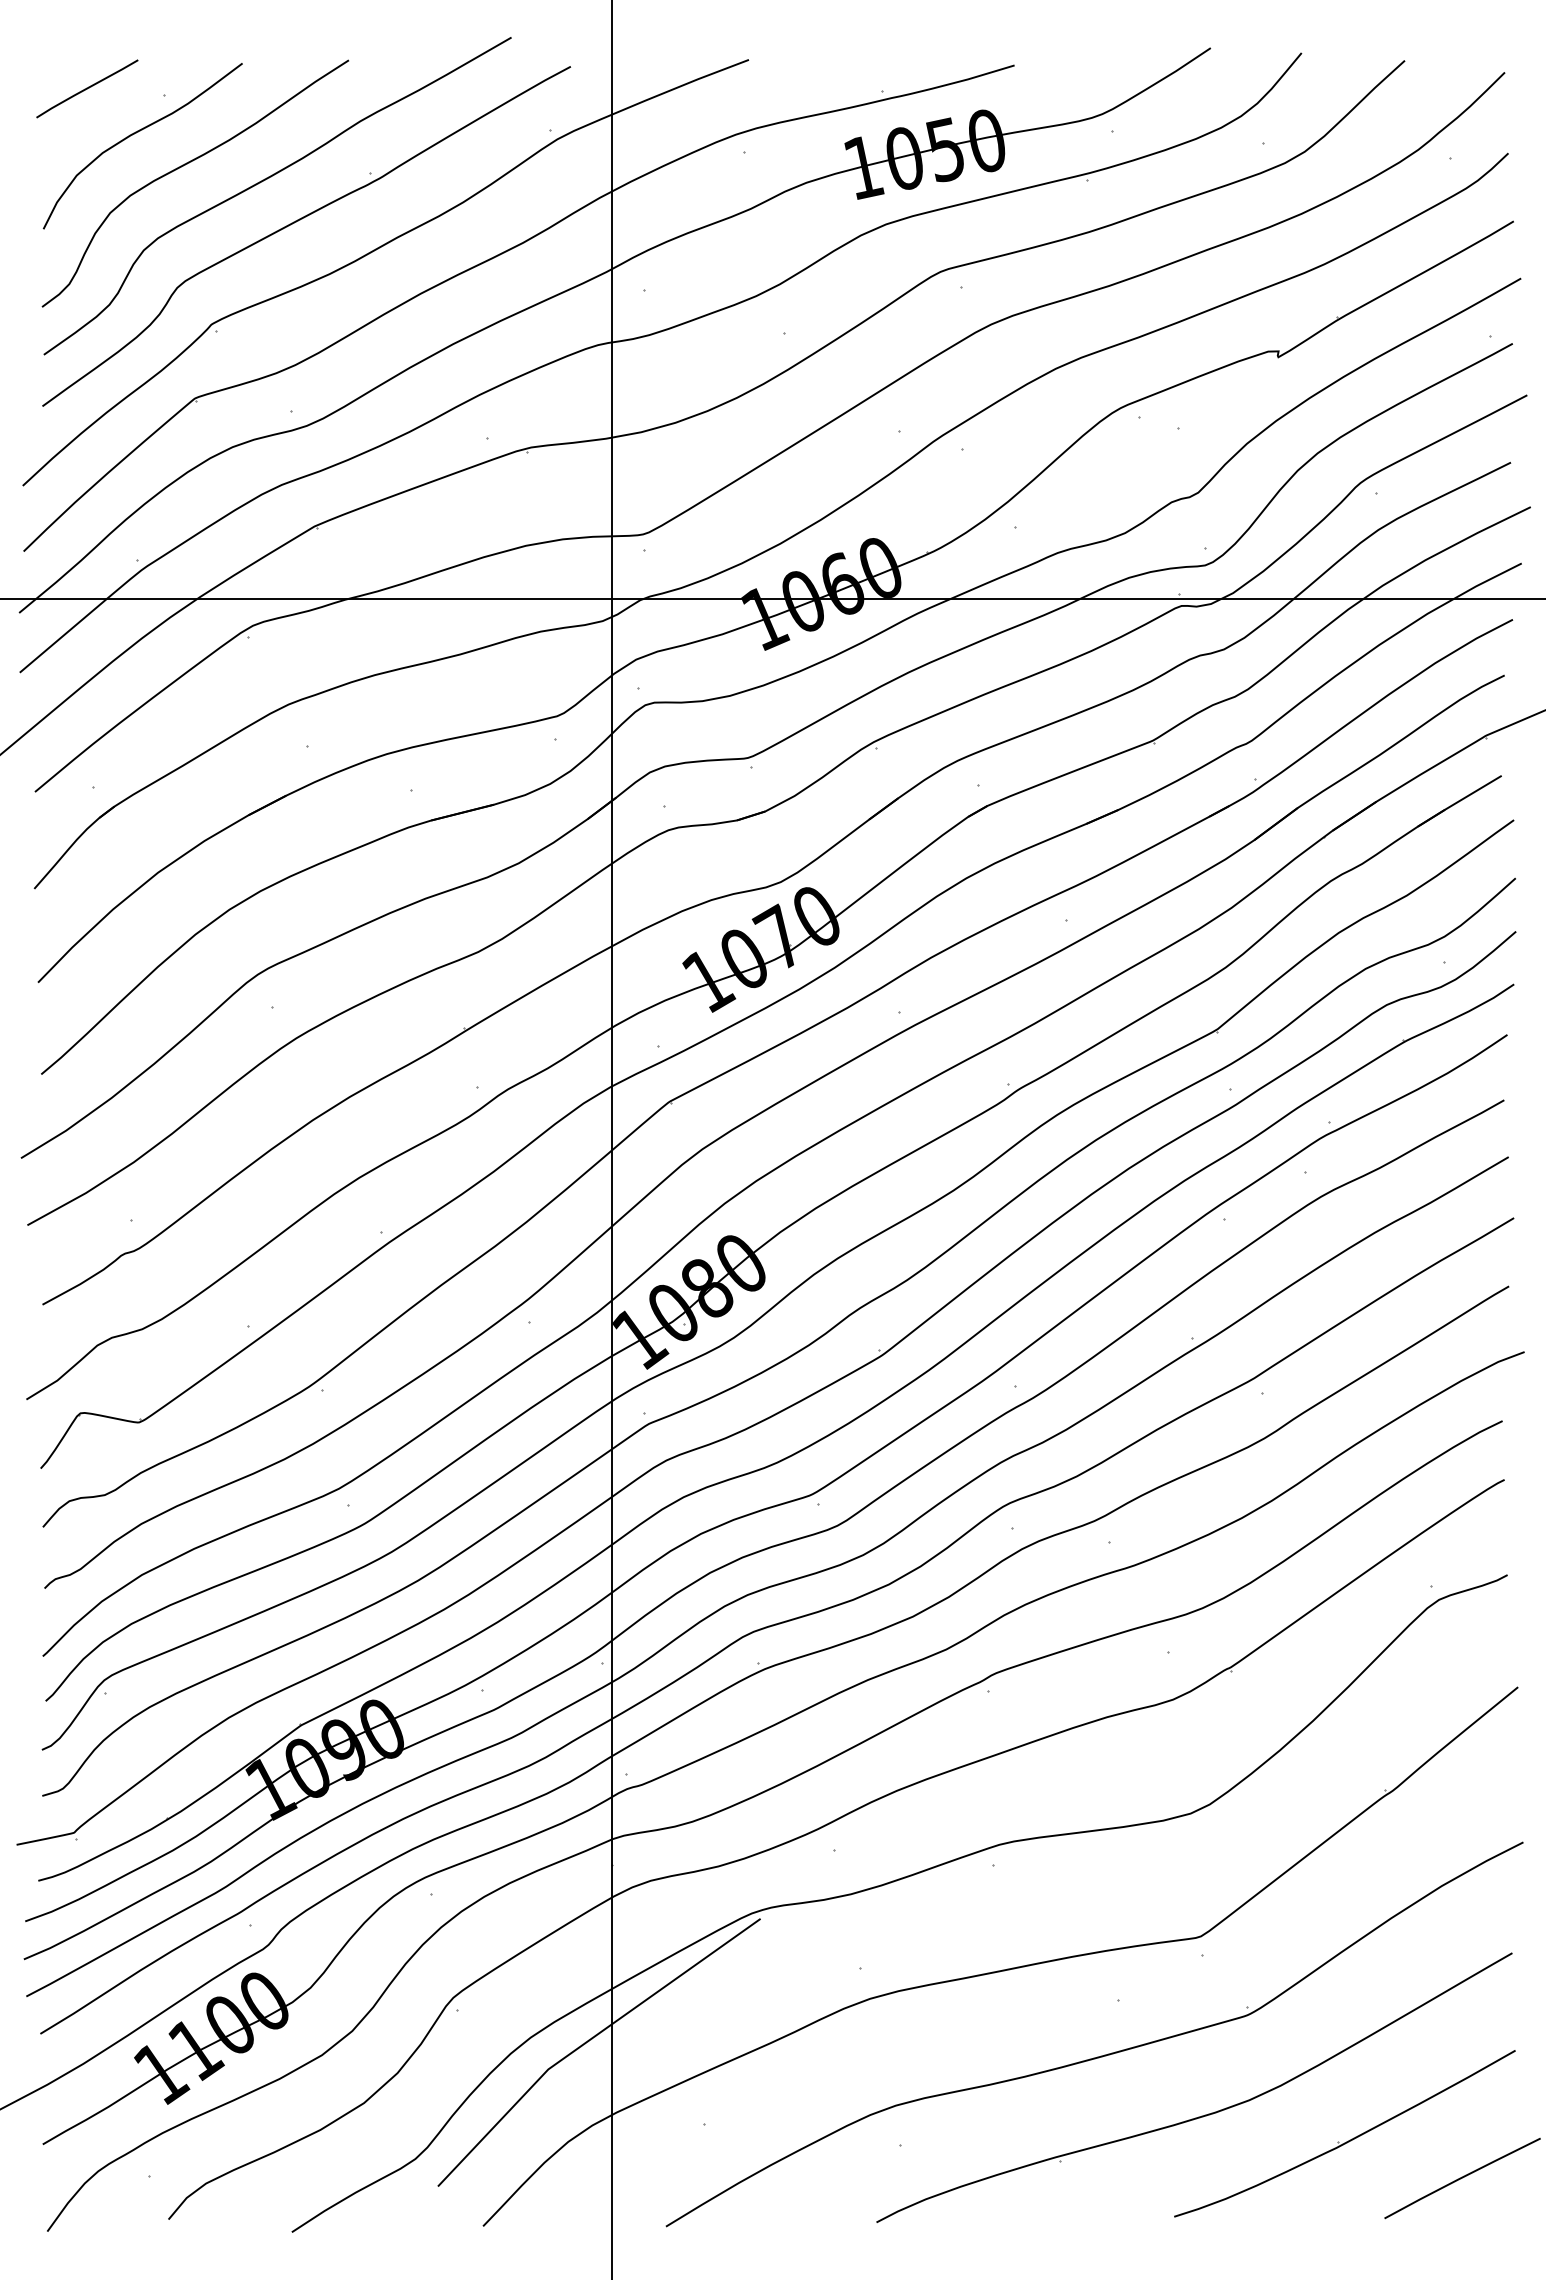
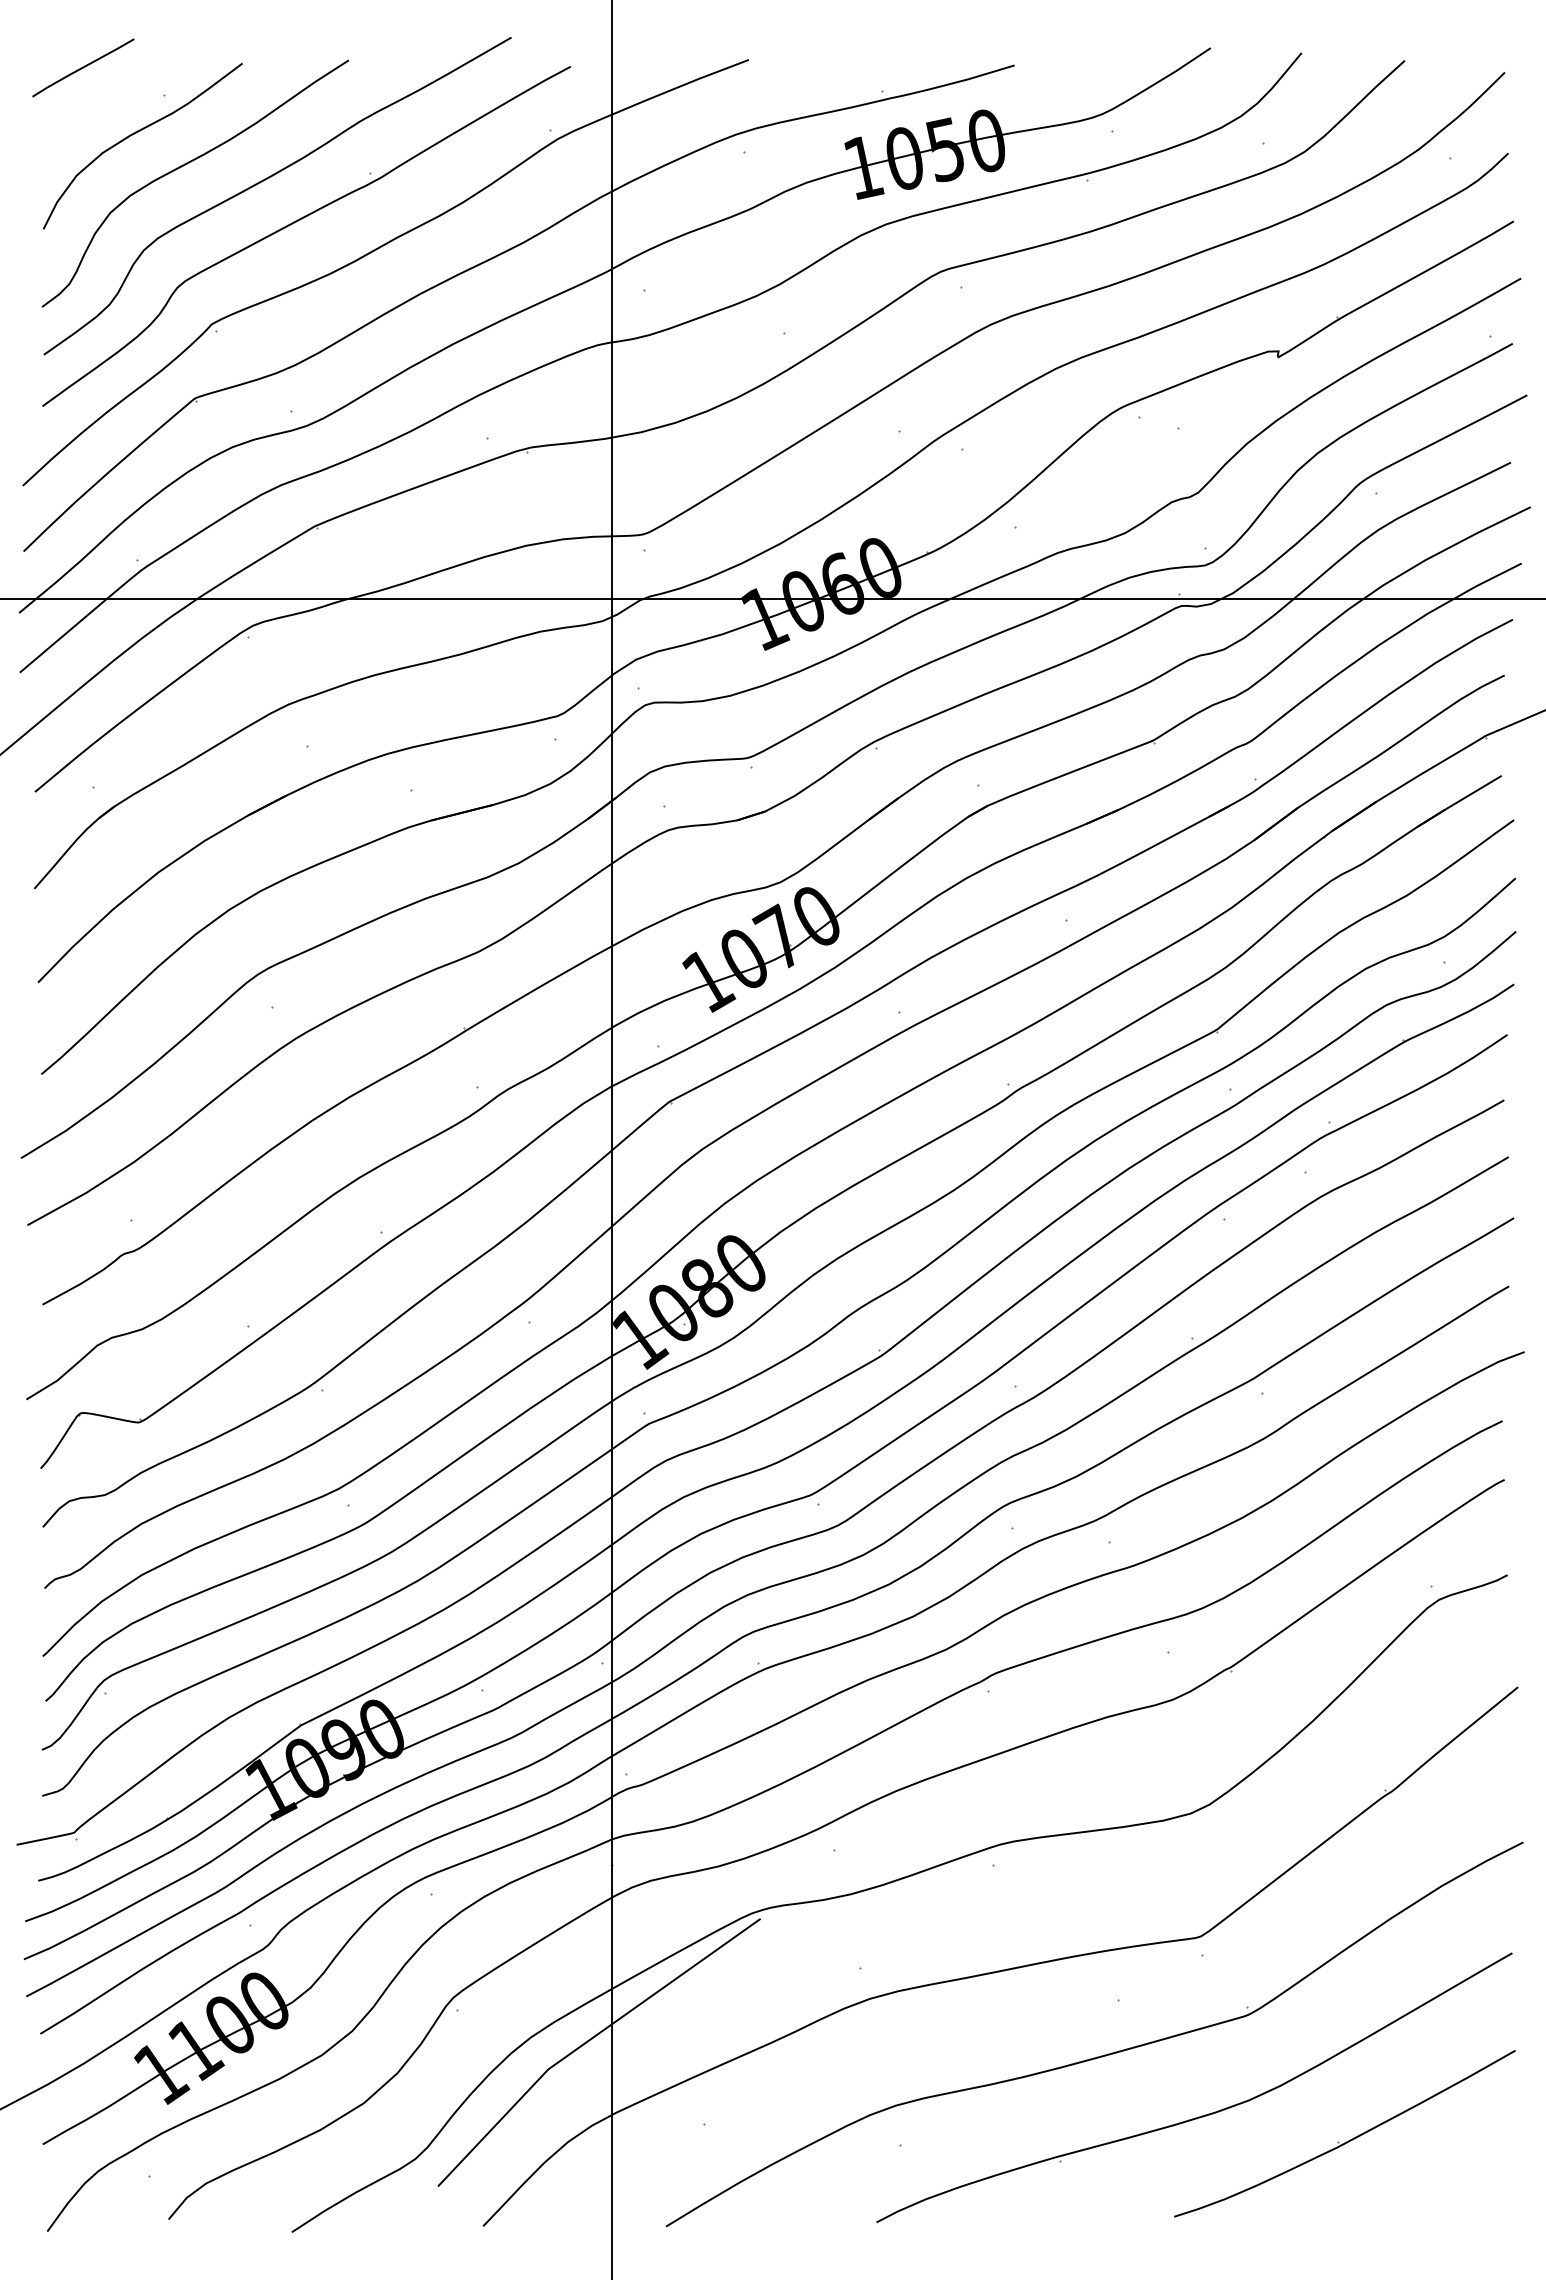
line position: (87, 88) -> (83, 67) (83, 67)
line: present -> none (1462, 2178)
